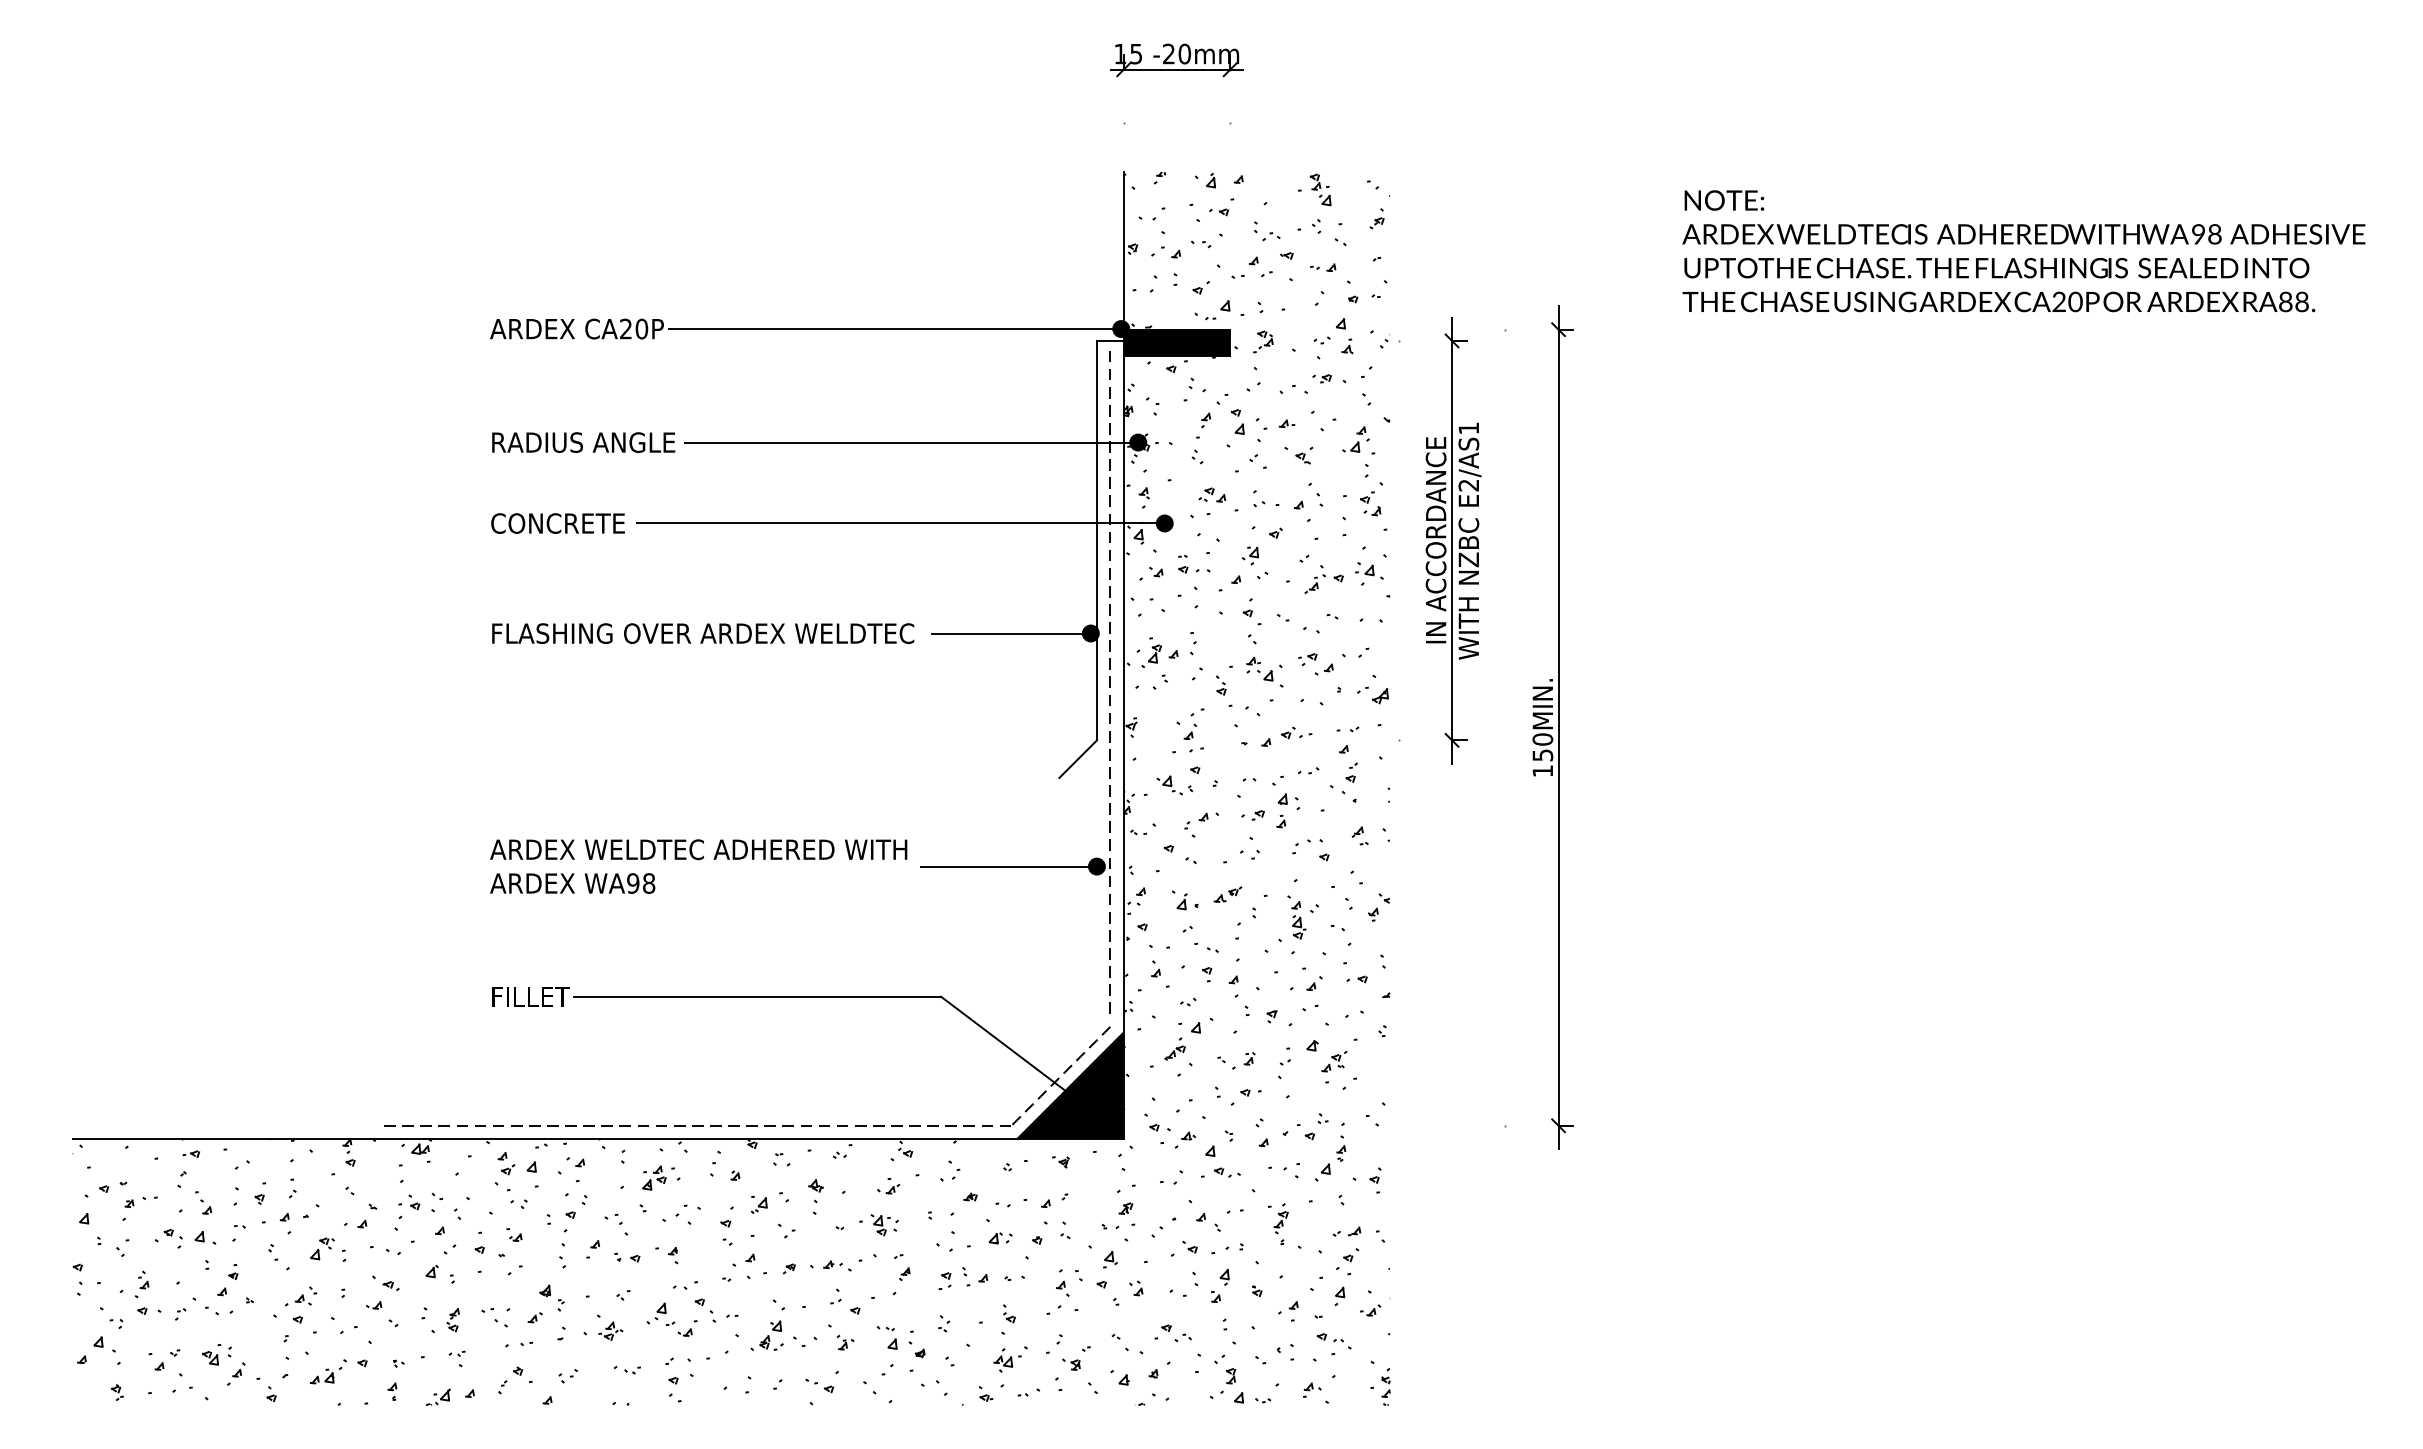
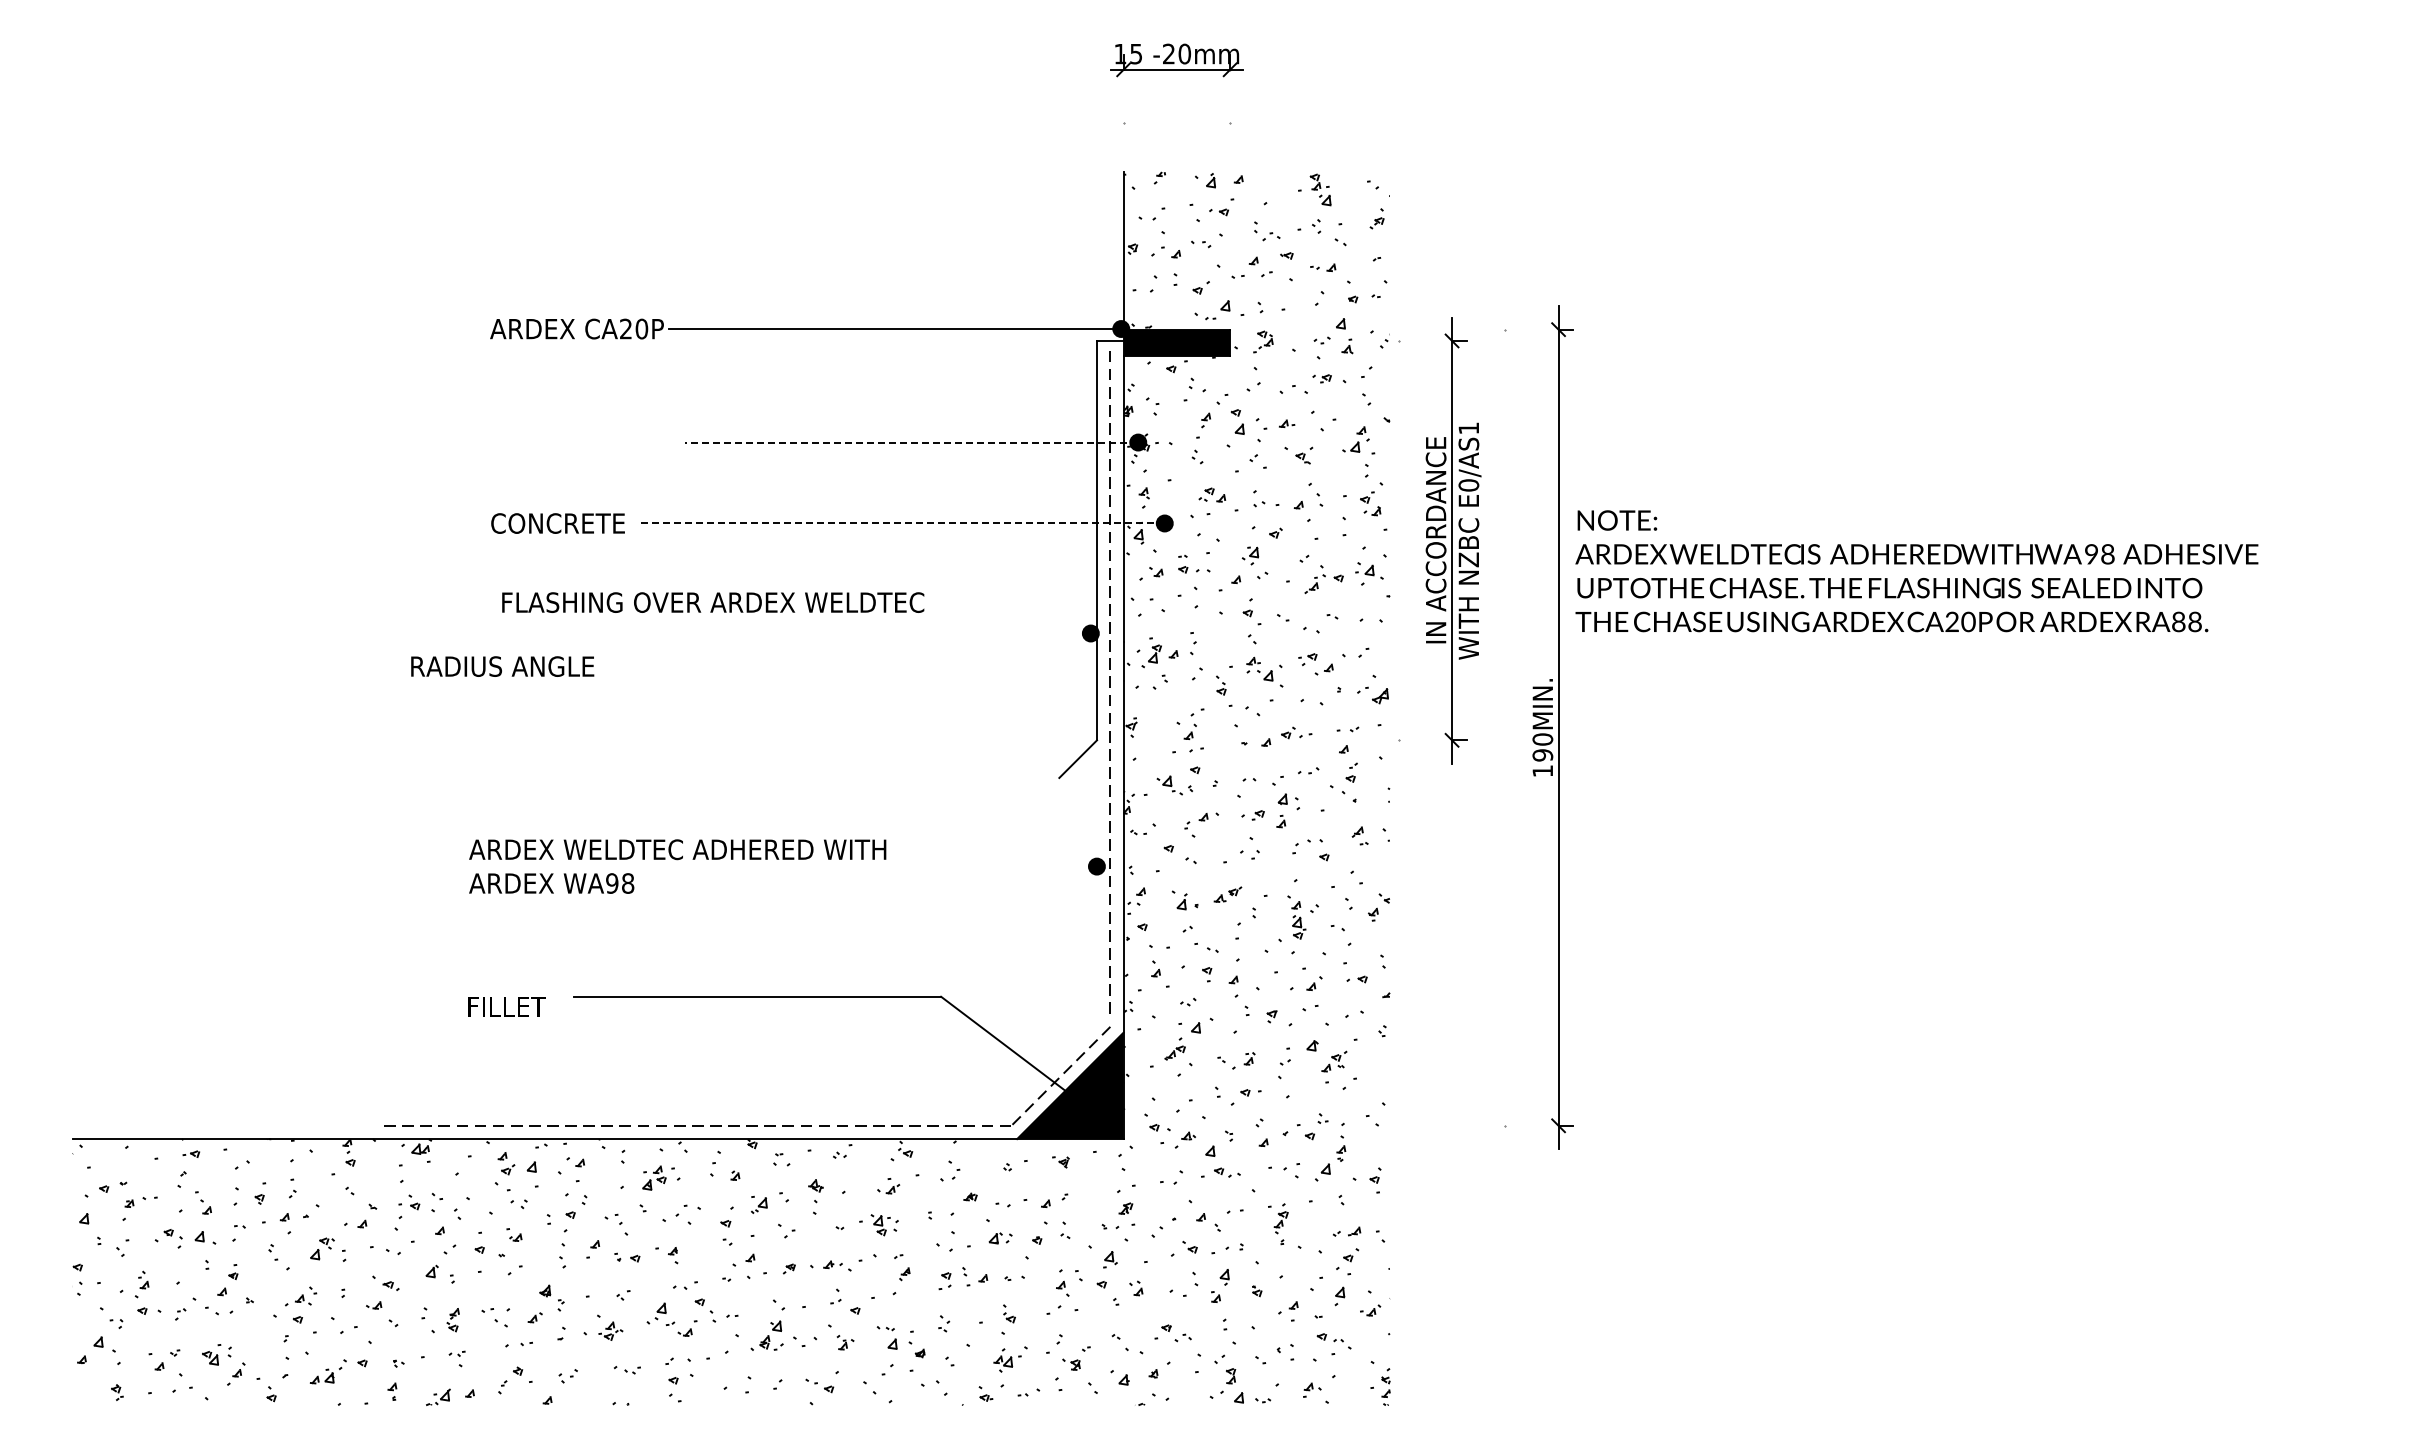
text position: (2023, 251) -> (1916, 571) (1916, 571)
text position: (583, 442) -> (502, 666) (502, 666)
line: solid -> dashed (911, 442)
text: E2/AS1 -> E0/AS1 (1468, 485)
line: solid -> dashed (900, 523)
text position: (703, 633) -> (713, 602) (713, 602)
line: present -> none (1011, 633)
text: 150MIN. -> 190MIN. (1542, 755)
text position: (698, 866) -> (677, 866) (677, 866)
line: present -> none (1008, 866)
text position: (530, 996) -> (506, 1006) (506, 1006)
